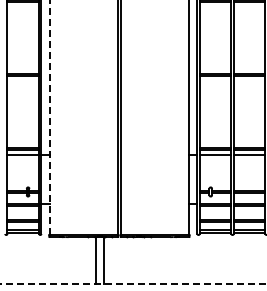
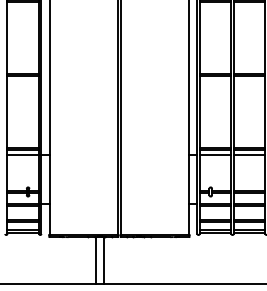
line: dashed -> solid (49, 117)
line: dashed -> solid (132, 284)
